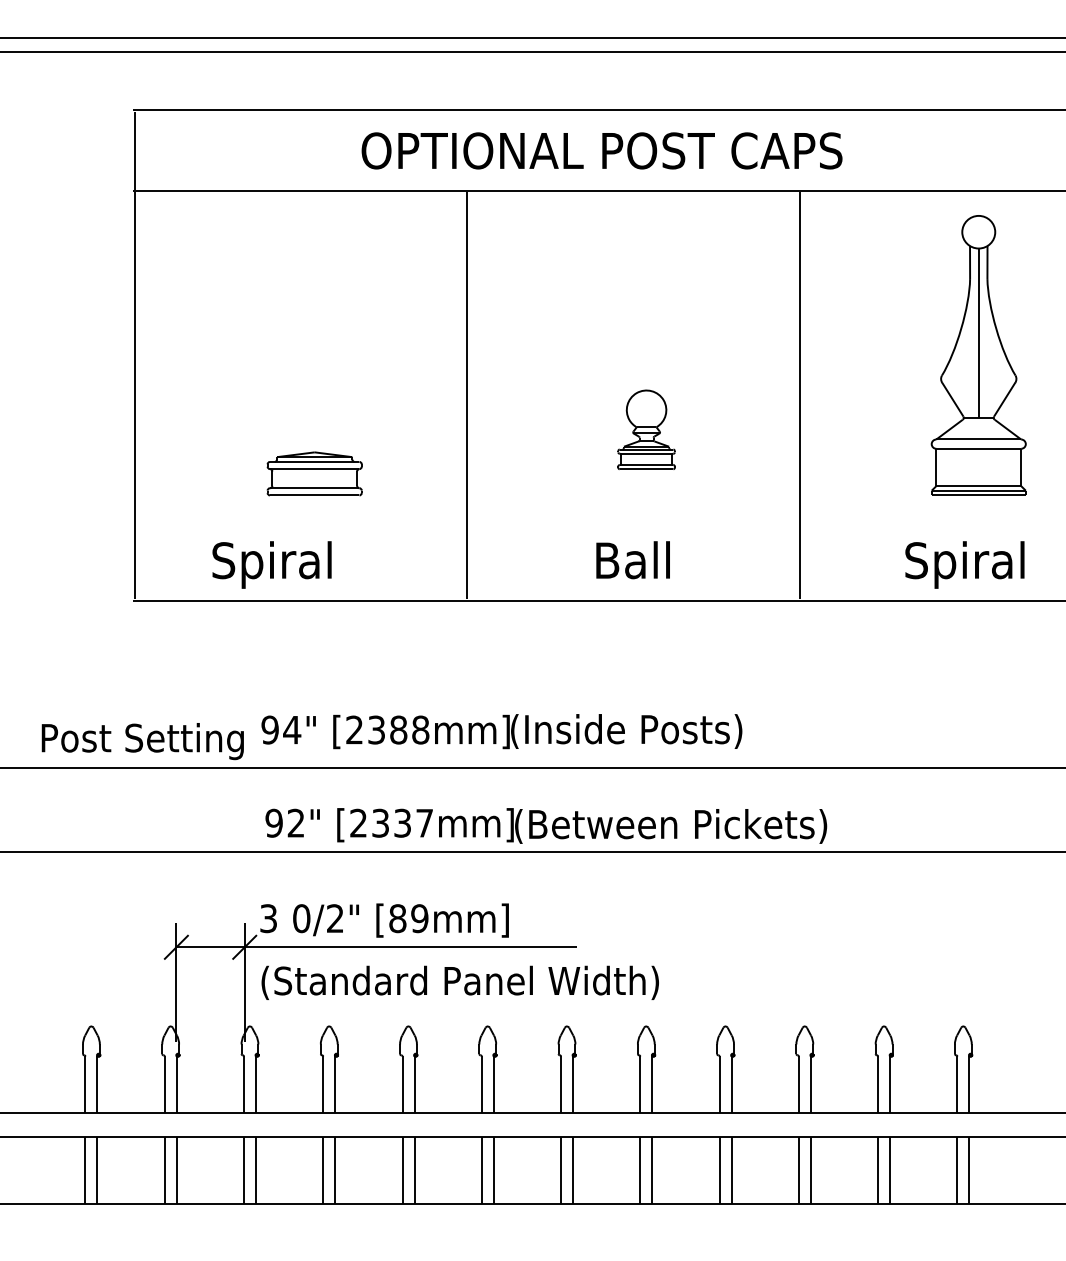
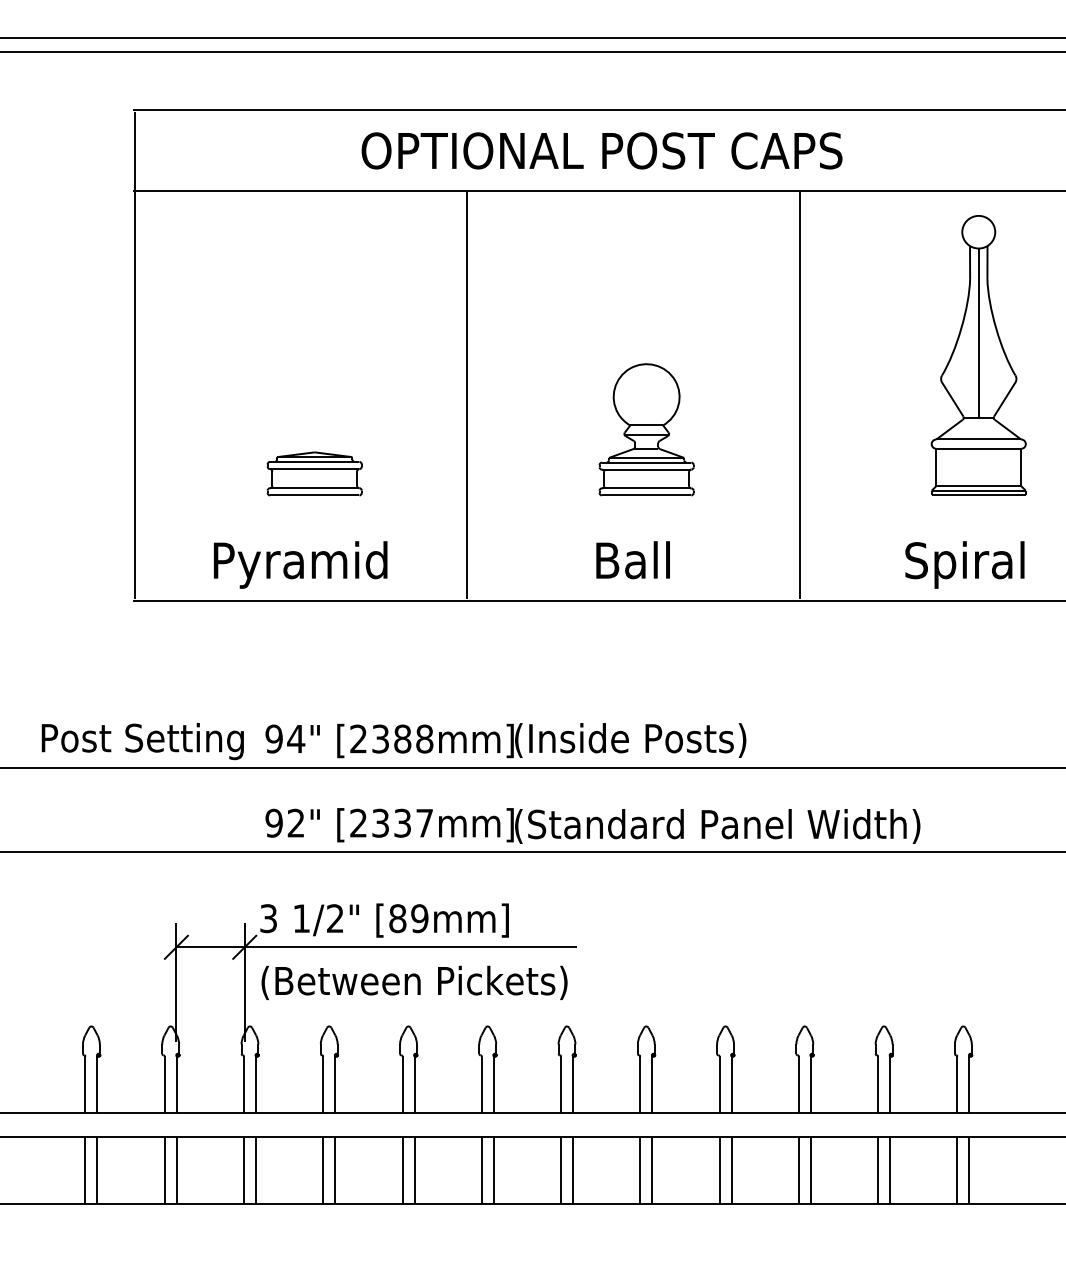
part size: 59x81 px -> 97x134 px (646, 429)
text: Spiral -> Pyramid (299, 564)
text position: (501, 731) -> (505, 740) (505, 740)
text: (Between Pickets) -> (Standard Panel Width) (724, 826)
text: 0/2" -> 1/2" (301, 918)
text: (Standard Panel Width) -> (Between Pickets) (466, 982)
